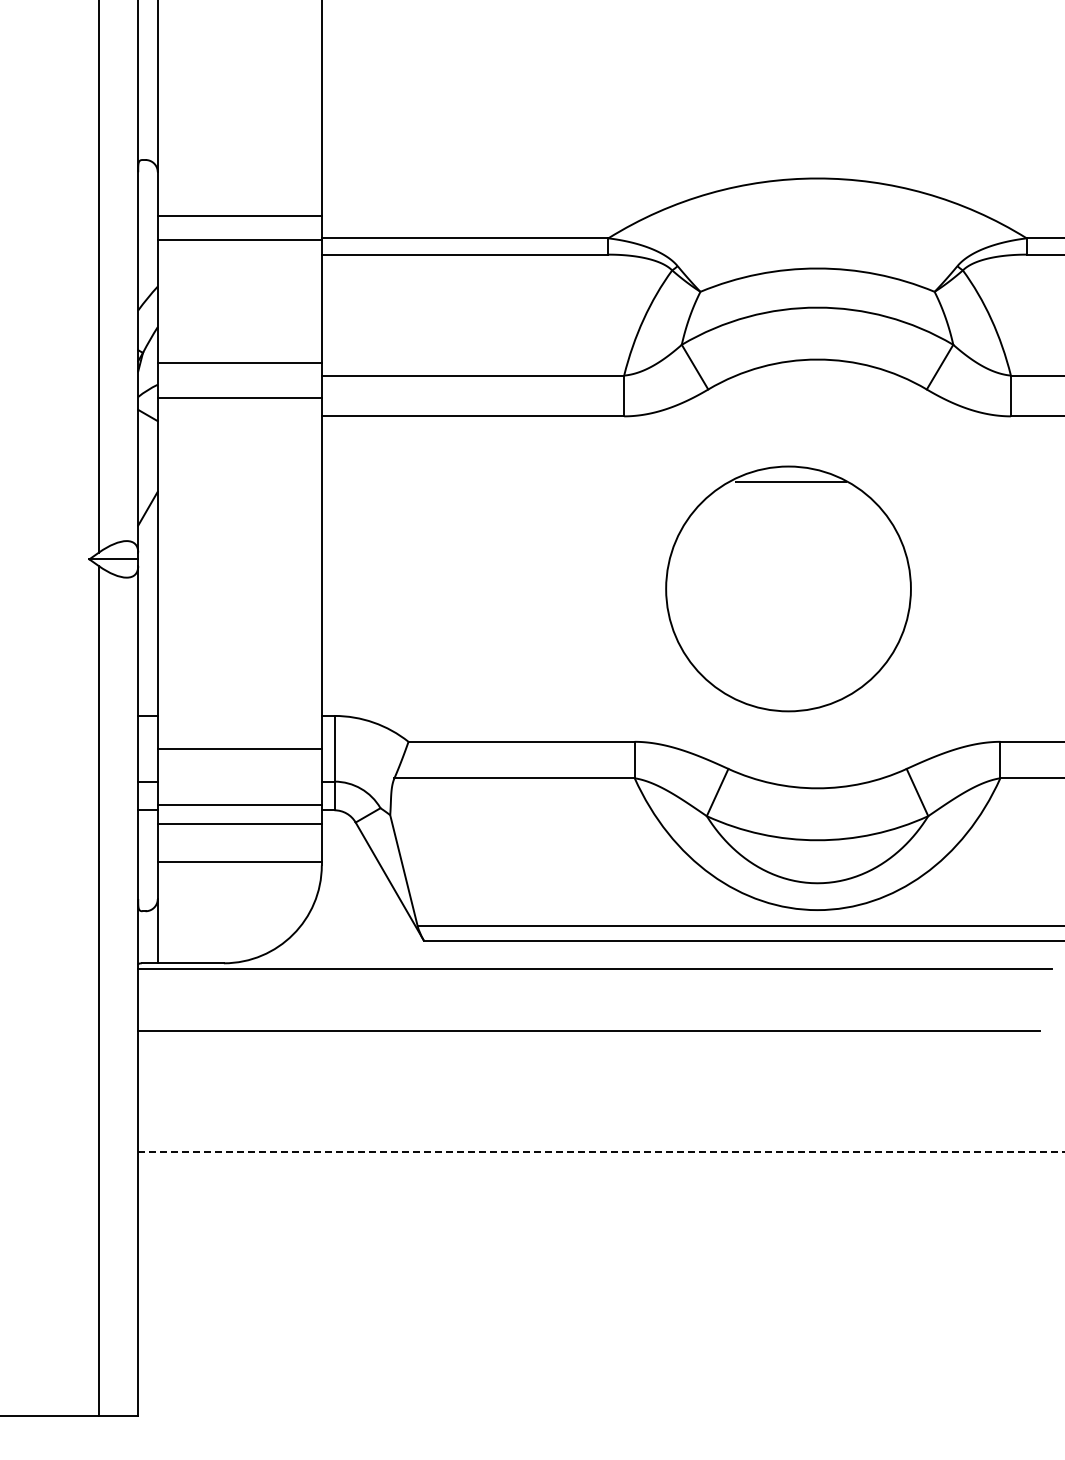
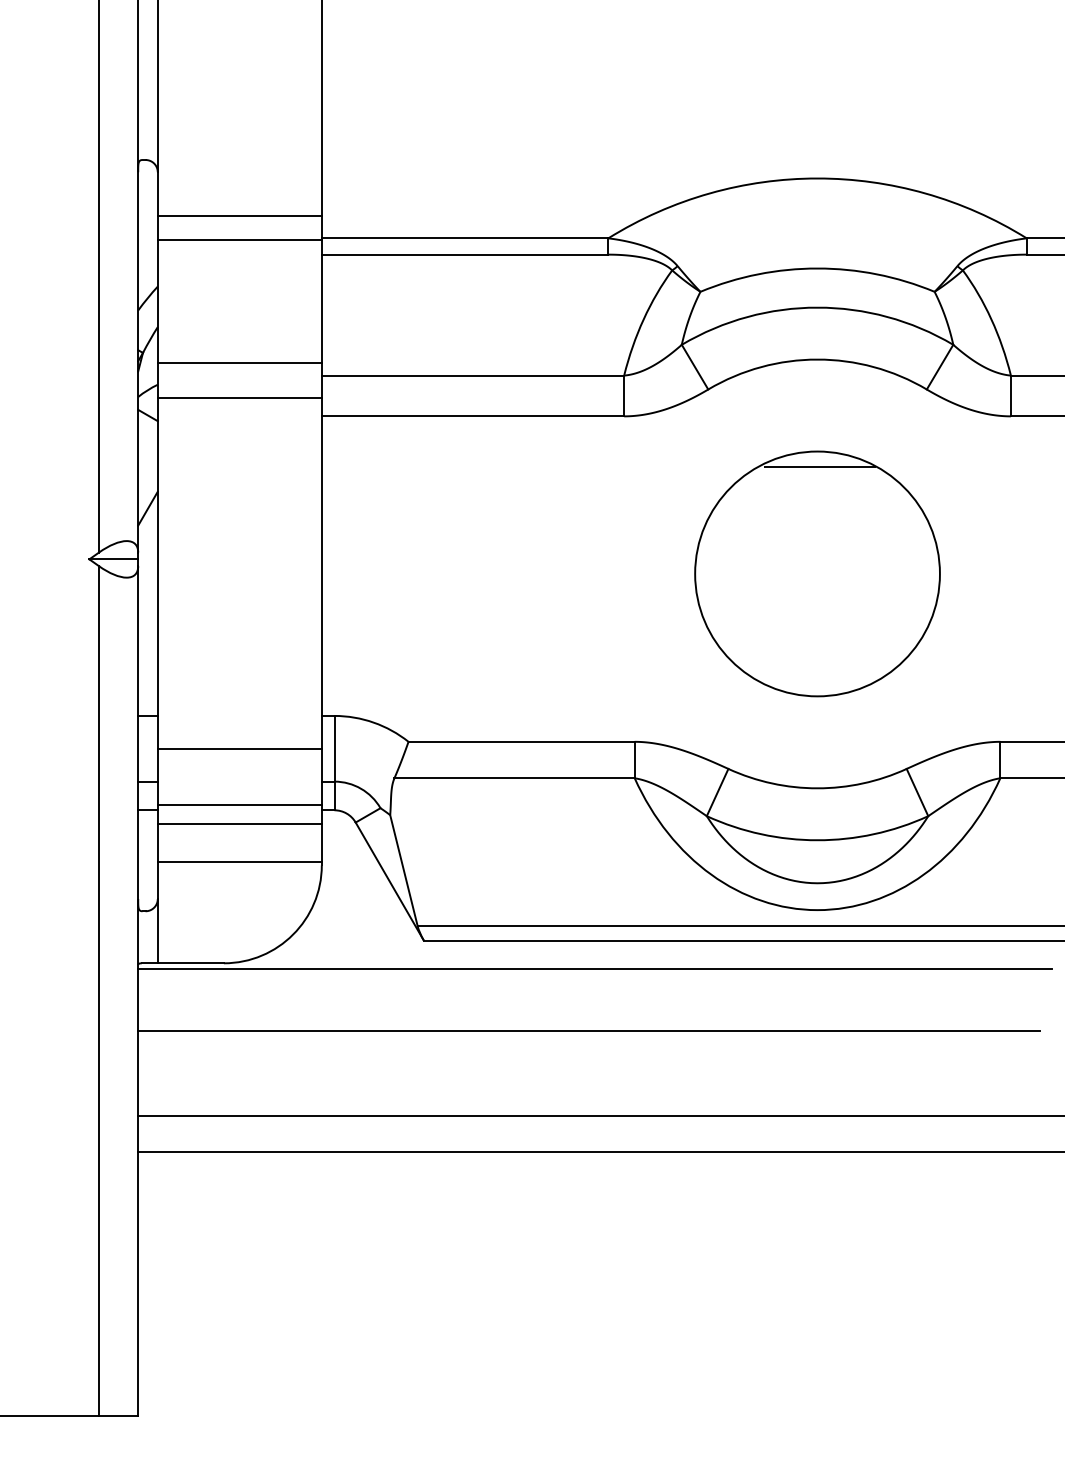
part position: (788, 588) -> (817, 573) (817, 573)
line: none -> present (599, 1115)
line: dashed -> solid (602, 1152)
